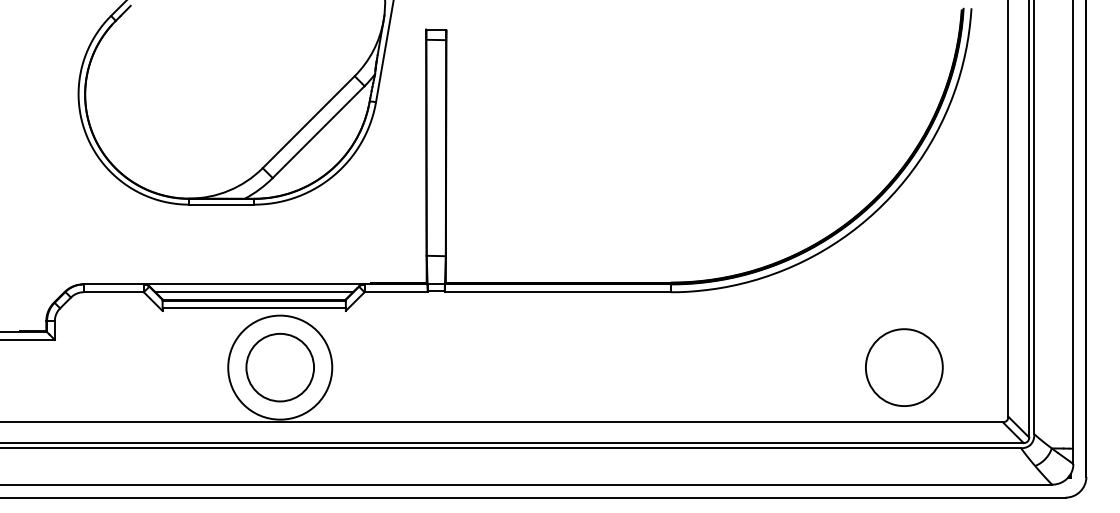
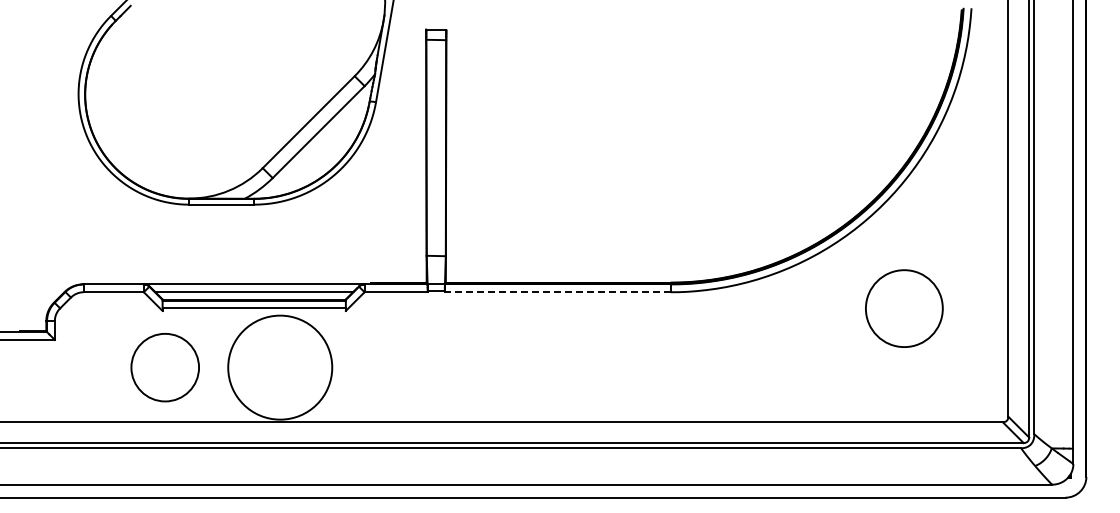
line: solid -> dashed (557, 292)
circle position: (279, 367) -> (164, 367) (164, 367)
circle position: (904, 367) -> (904, 308) (904, 308)
